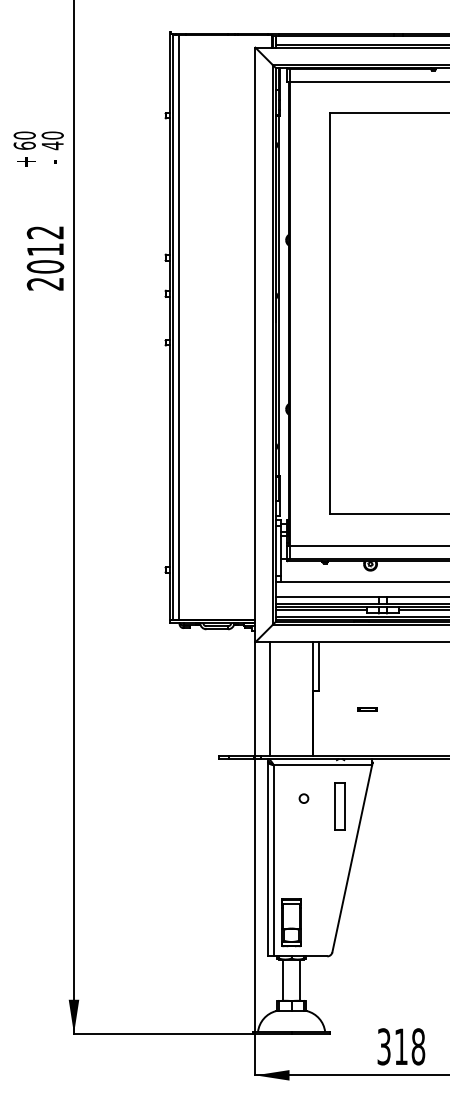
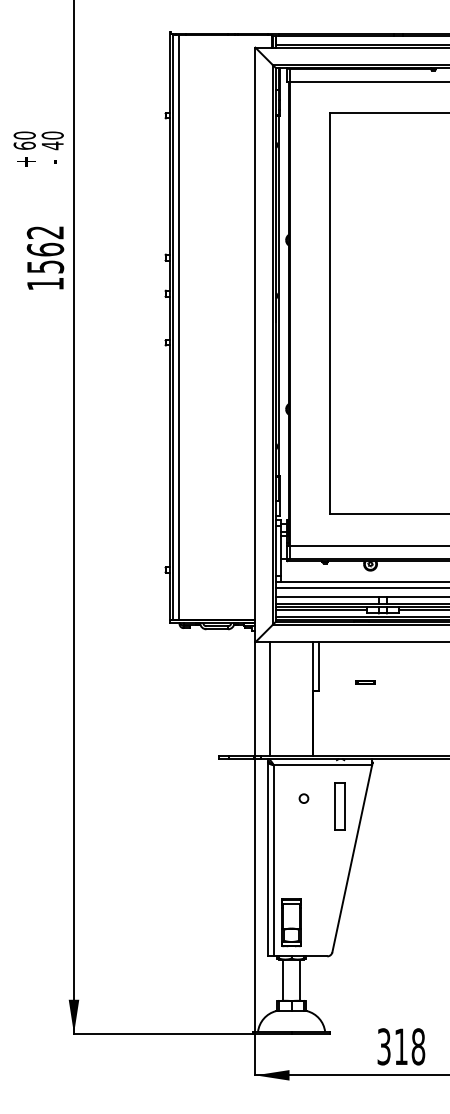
text: 2012 -> 1562 (45, 266)
line: none -> present (361, 587)
line position: (367, 708) -> (365, 681) (365, 681)
